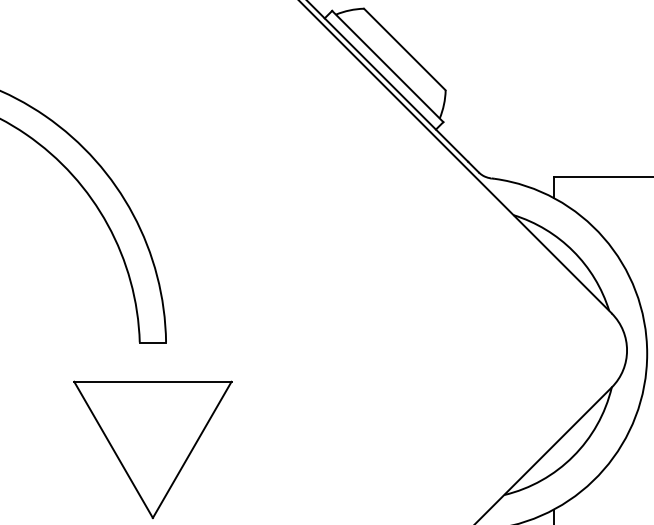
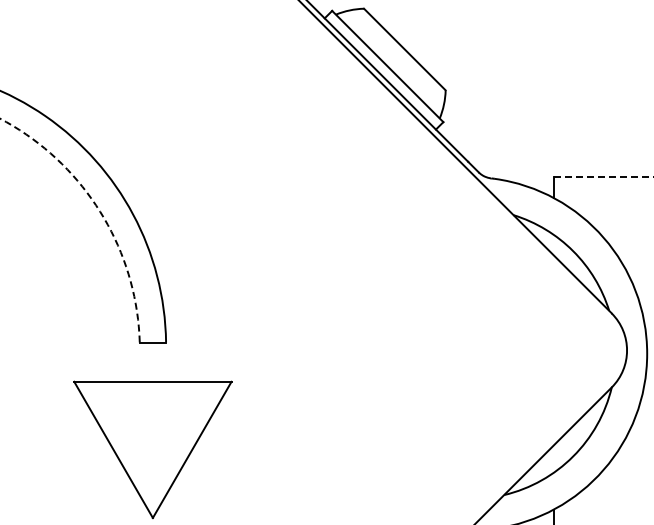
line: solid -> dashed (604, 177)
arc: solid -> dashed (100, 211)
